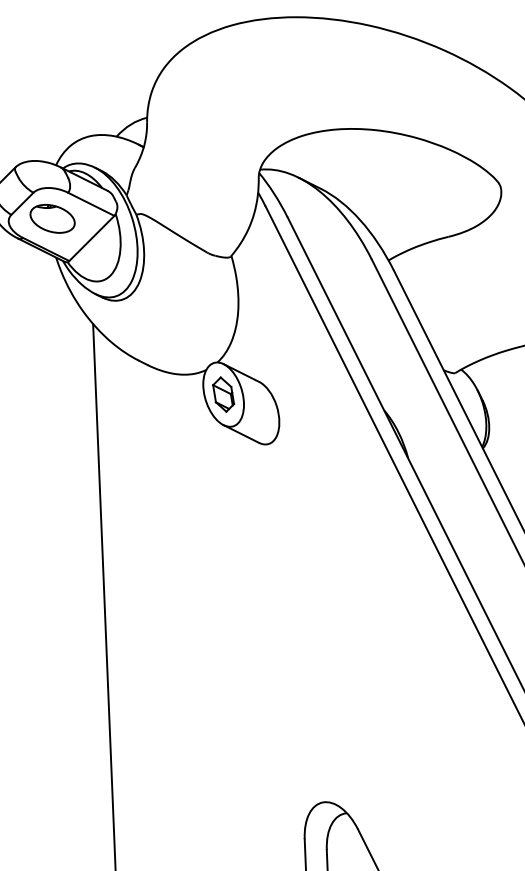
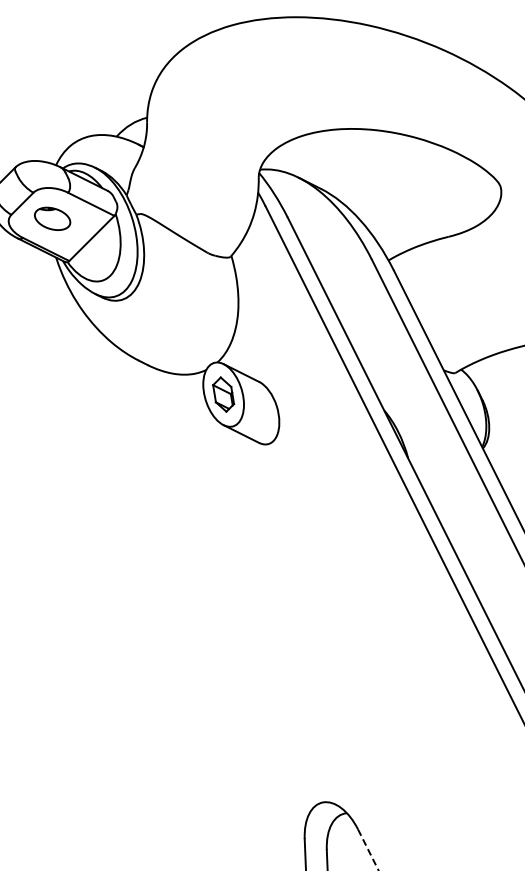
part size: 47x30 px -> 38x25 px (52, 218)
line: present -> none (104, 595)
line: solid -> dashed (368, 850)
